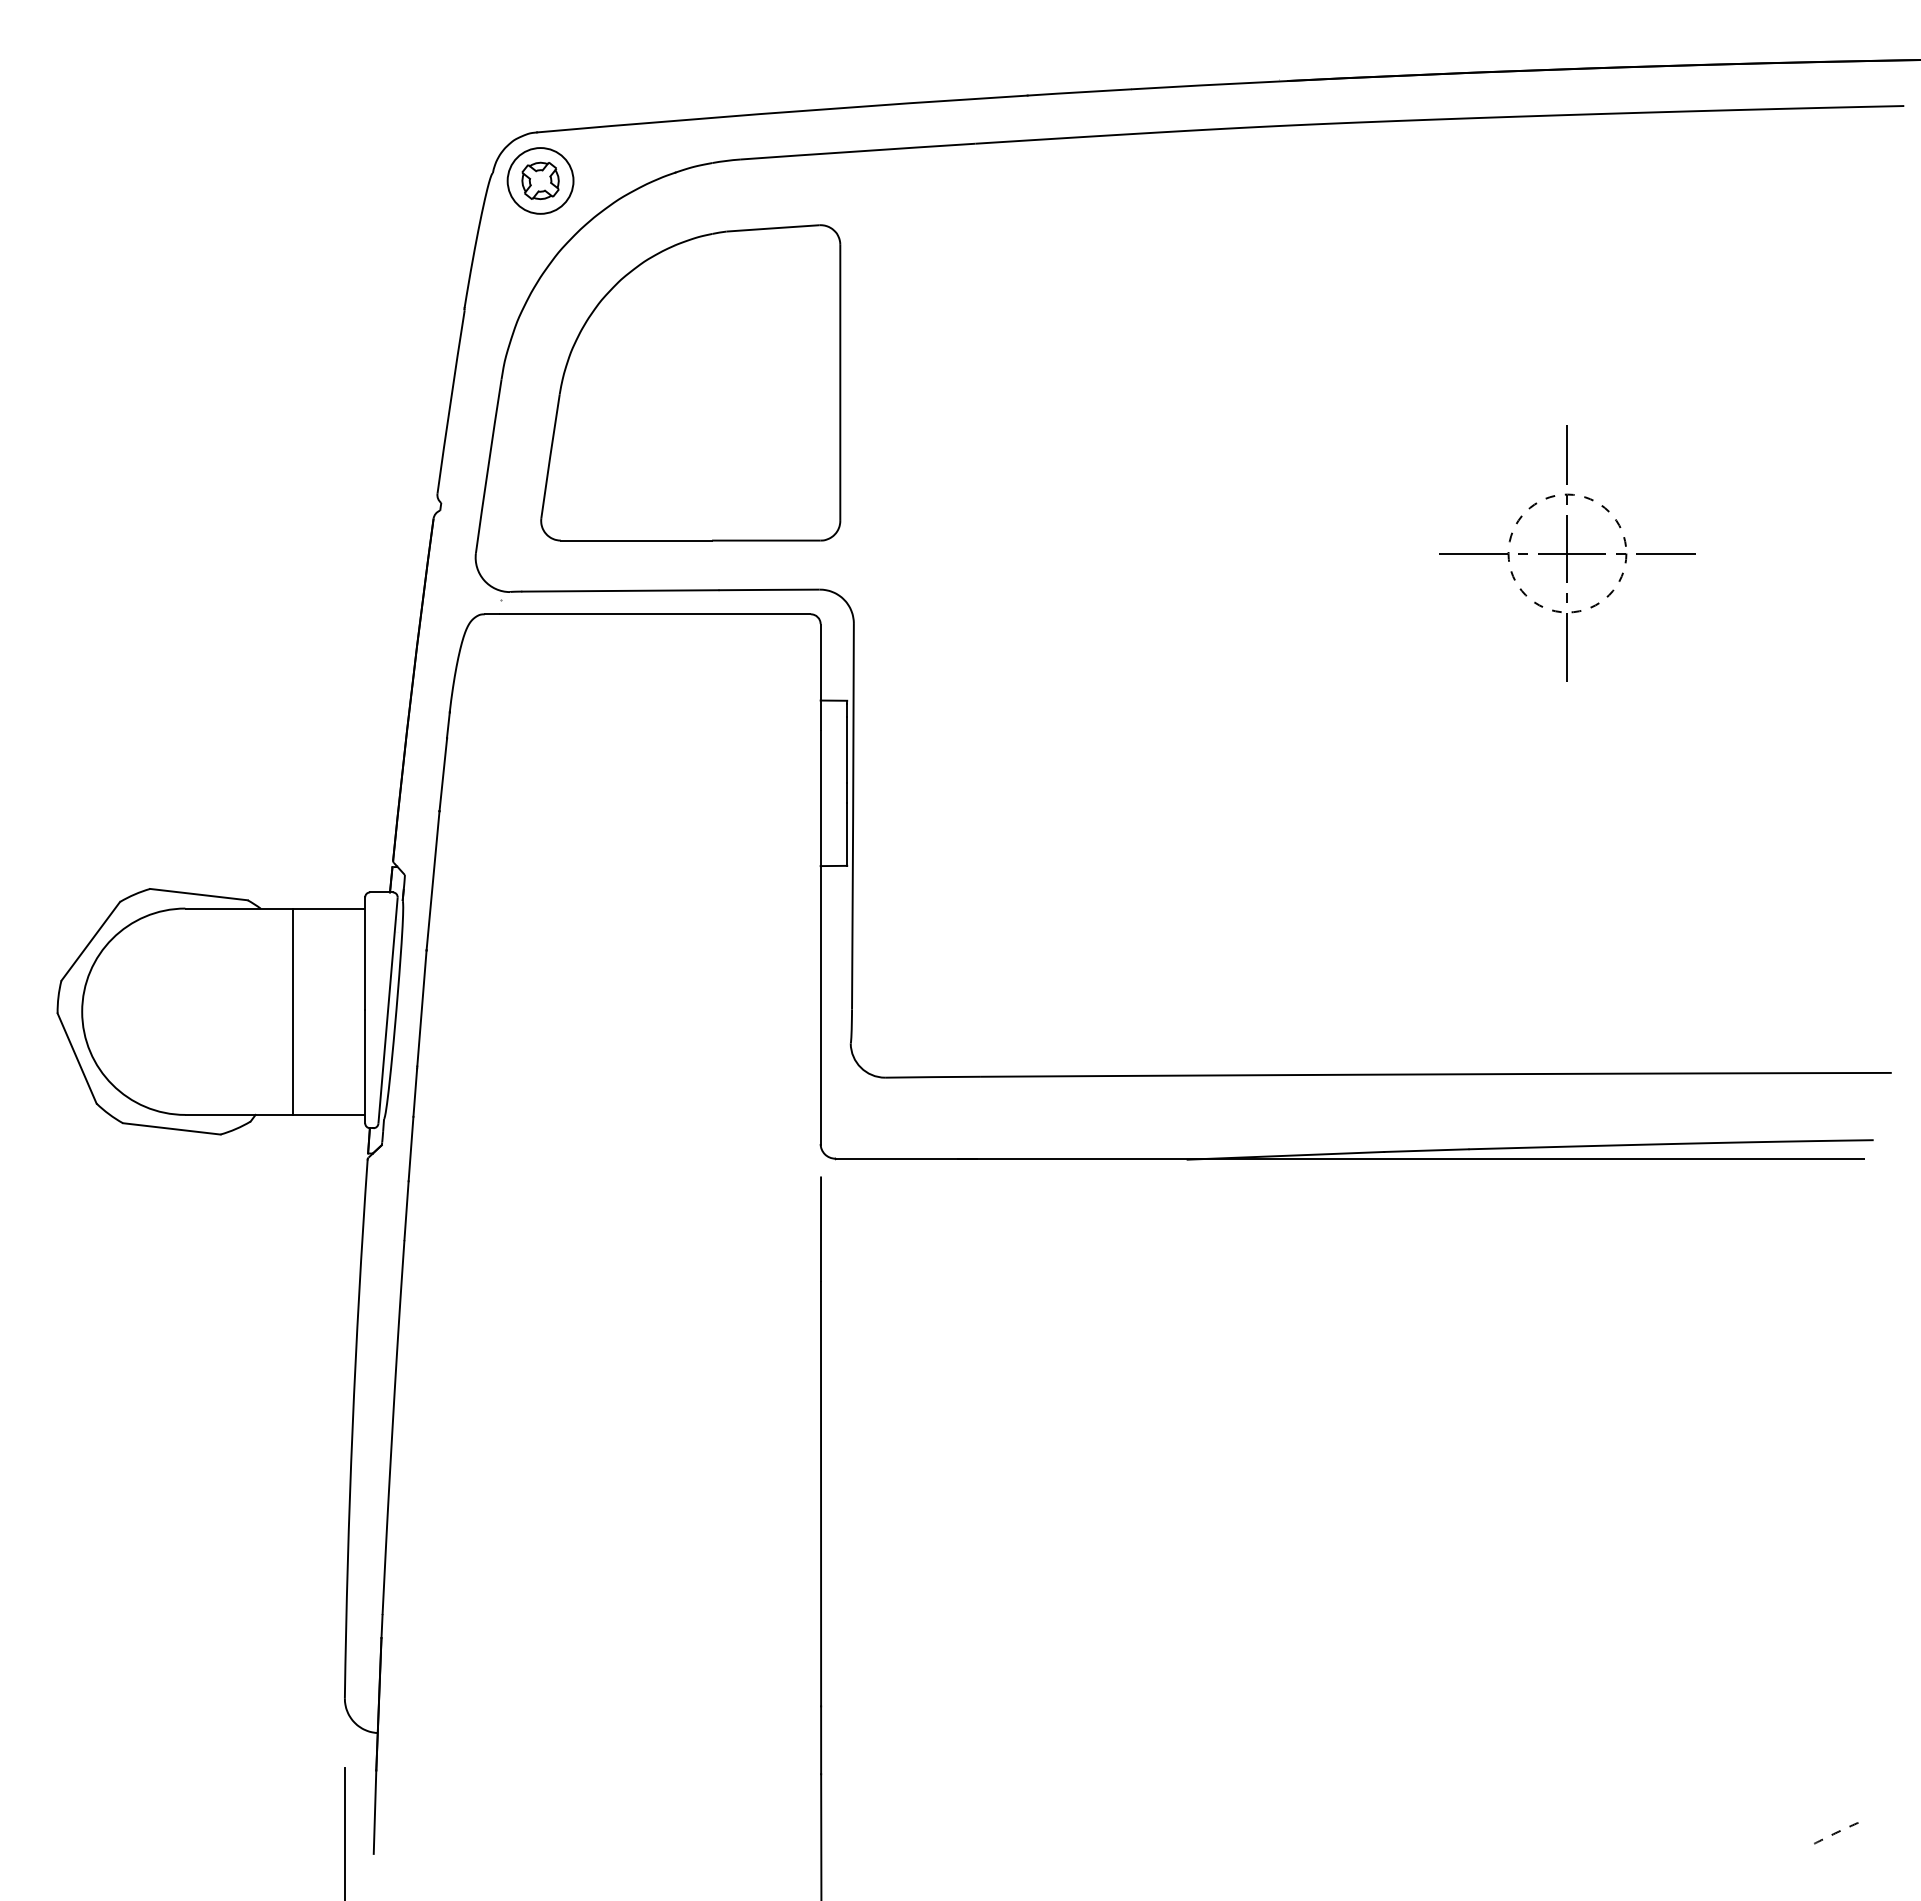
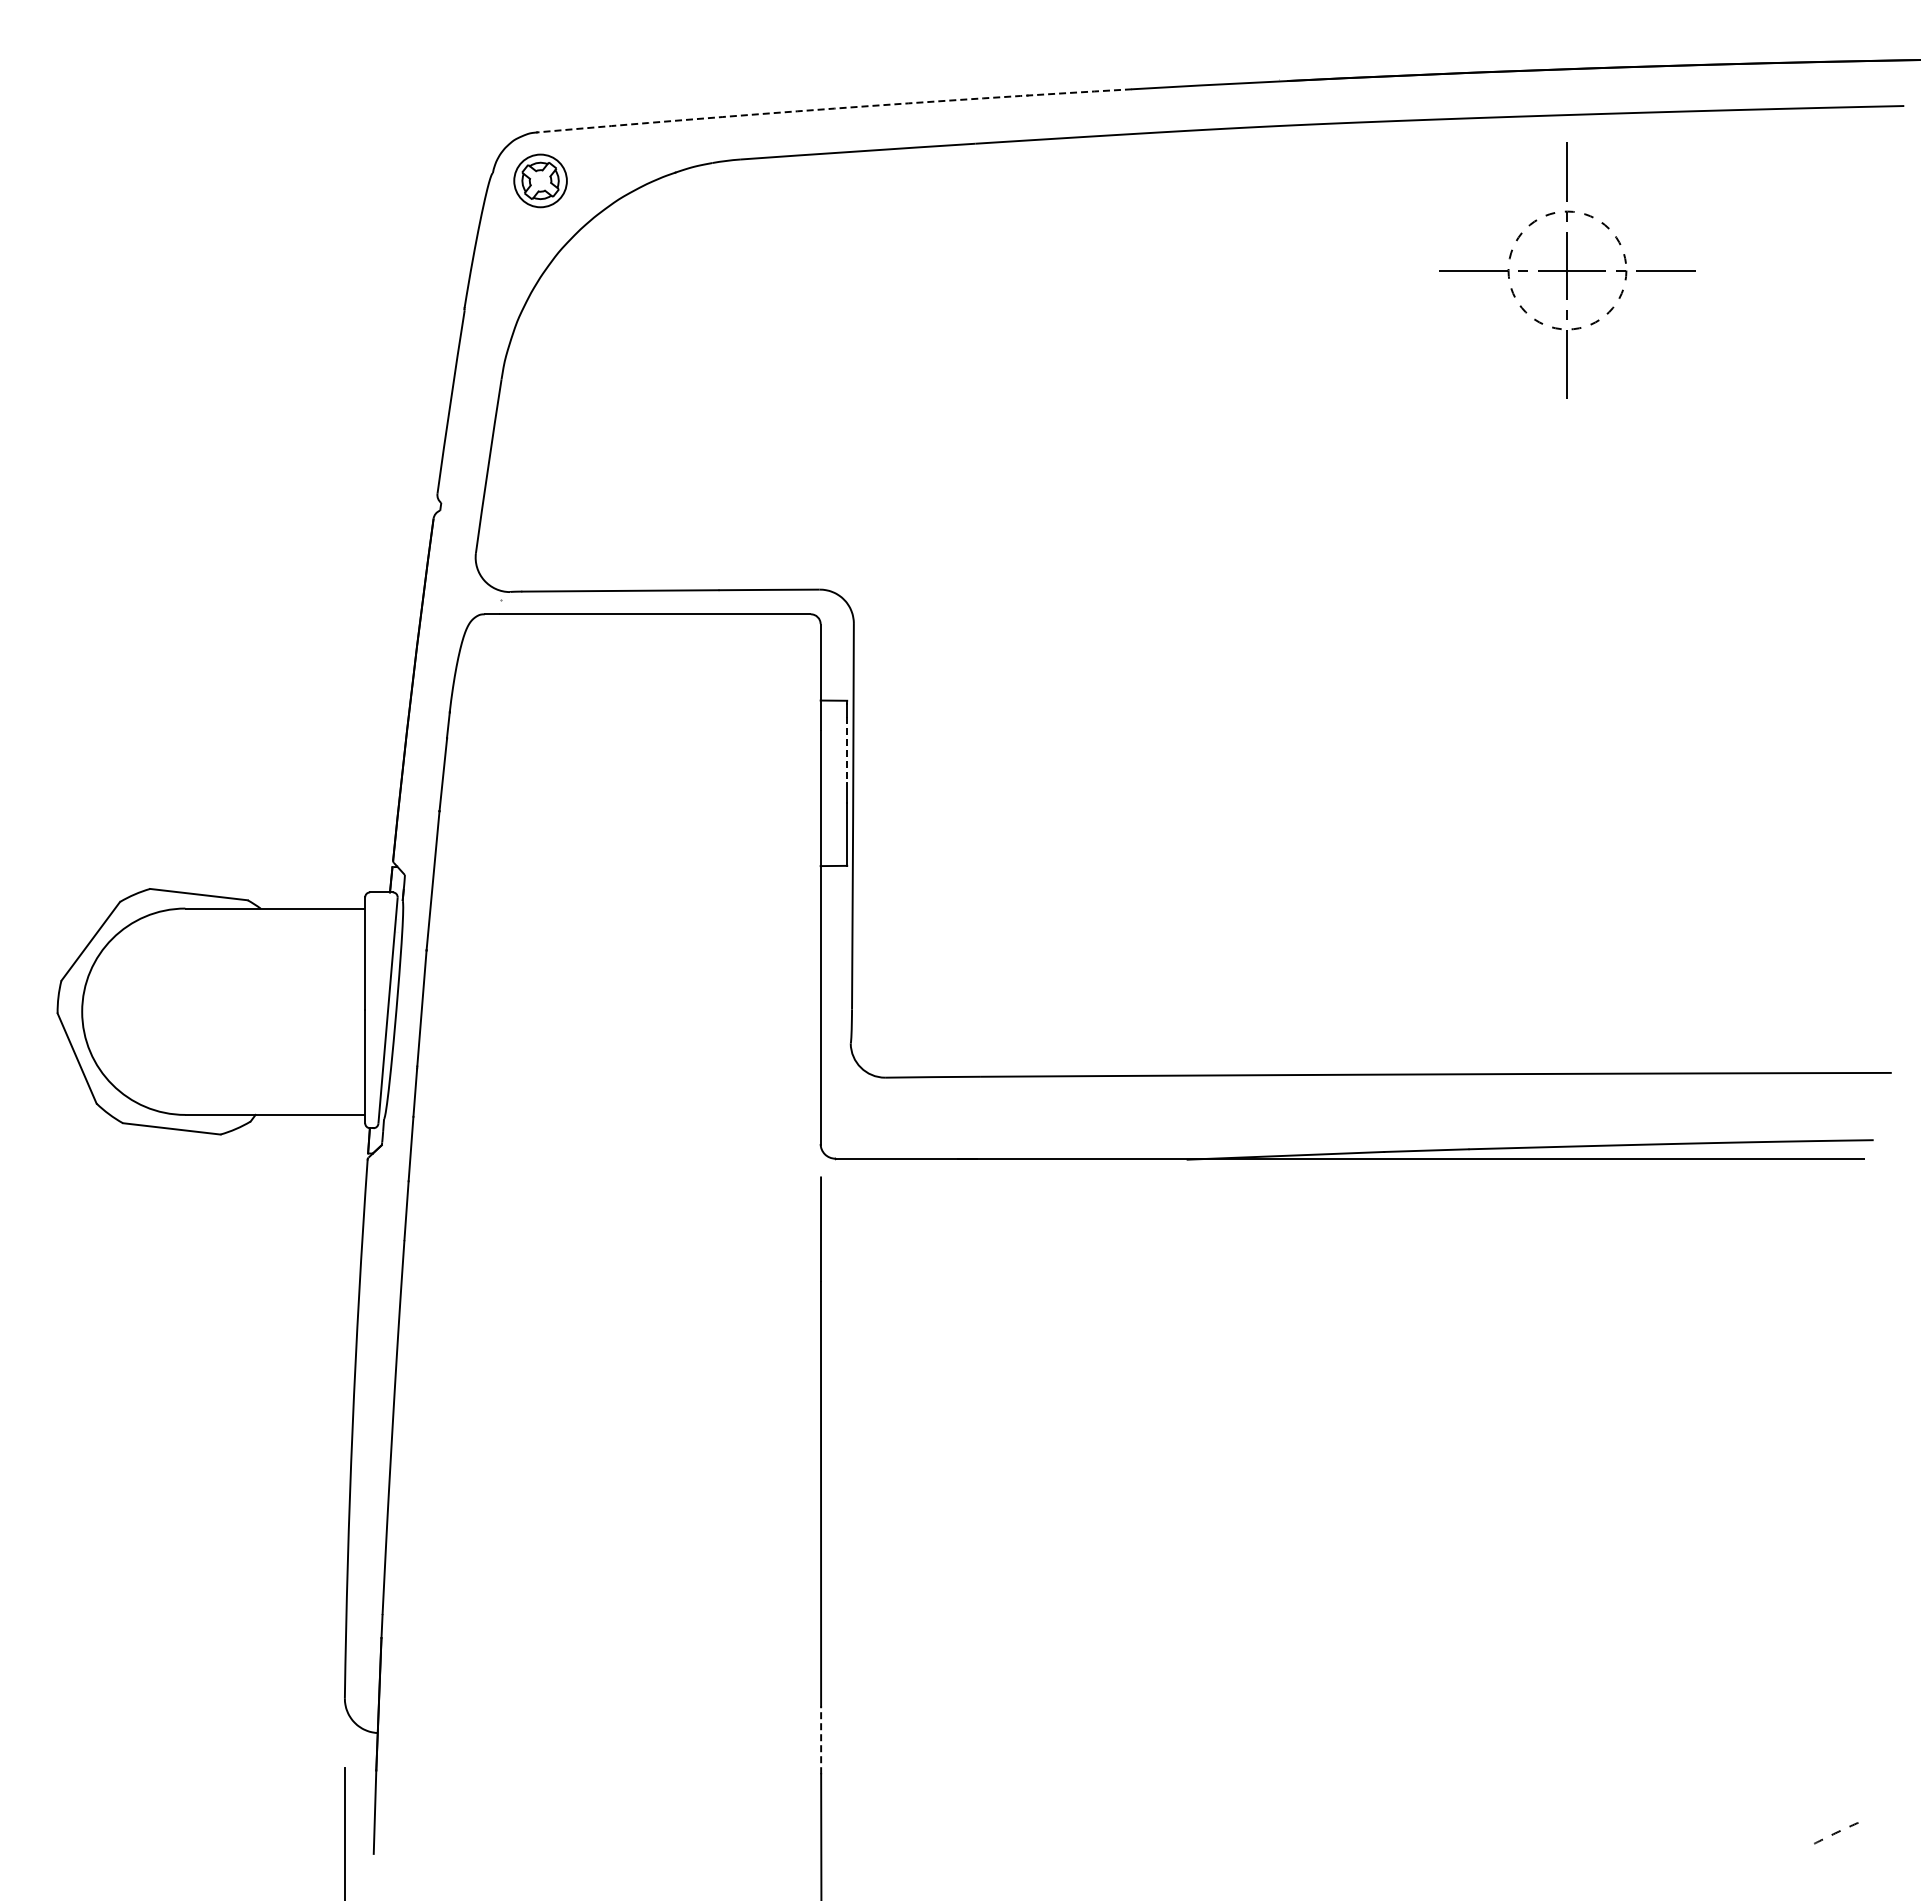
arc: solid -> dashed (834, 108)
circle diameter: 66 px -> 53 px (540, 180)
part: present -> none (690, 382)
part position: (1567, 553) -> (1567, 270) (1567, 270)
line: solid -> dashed (847, 750)
line: present -> none (293, 1011)
line: solid -> dashed (821, 1740)
